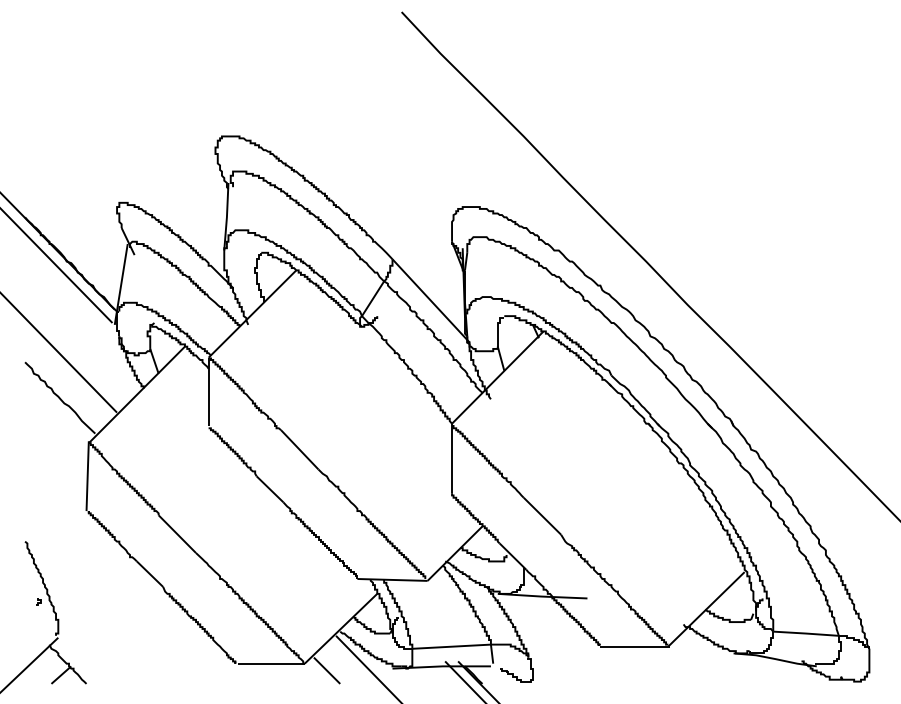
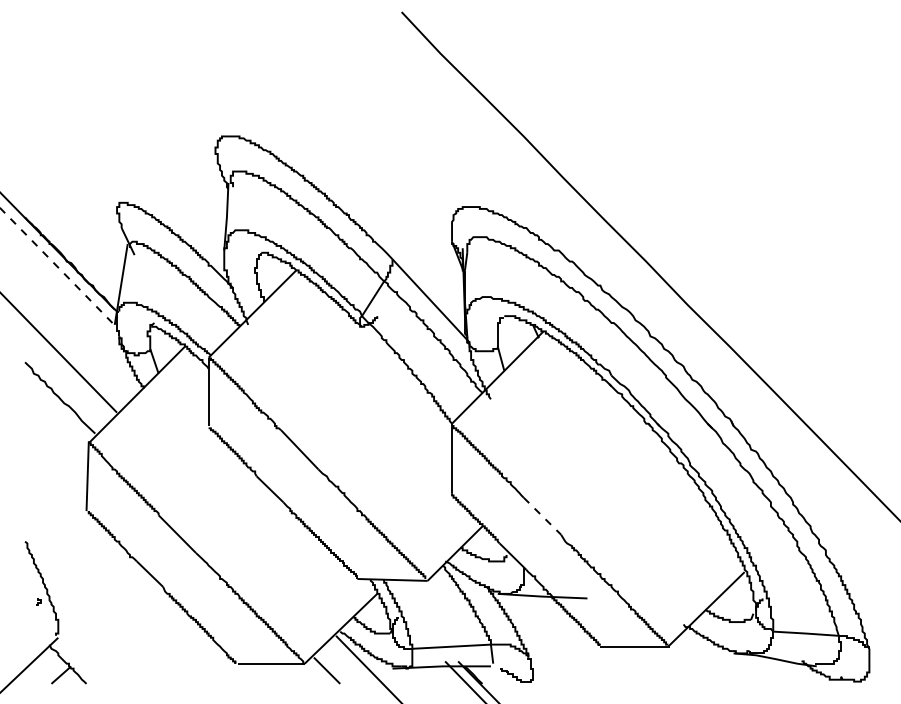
line: solid -> dashed (55, 265)
line: solid -> dashed (542, 516)
